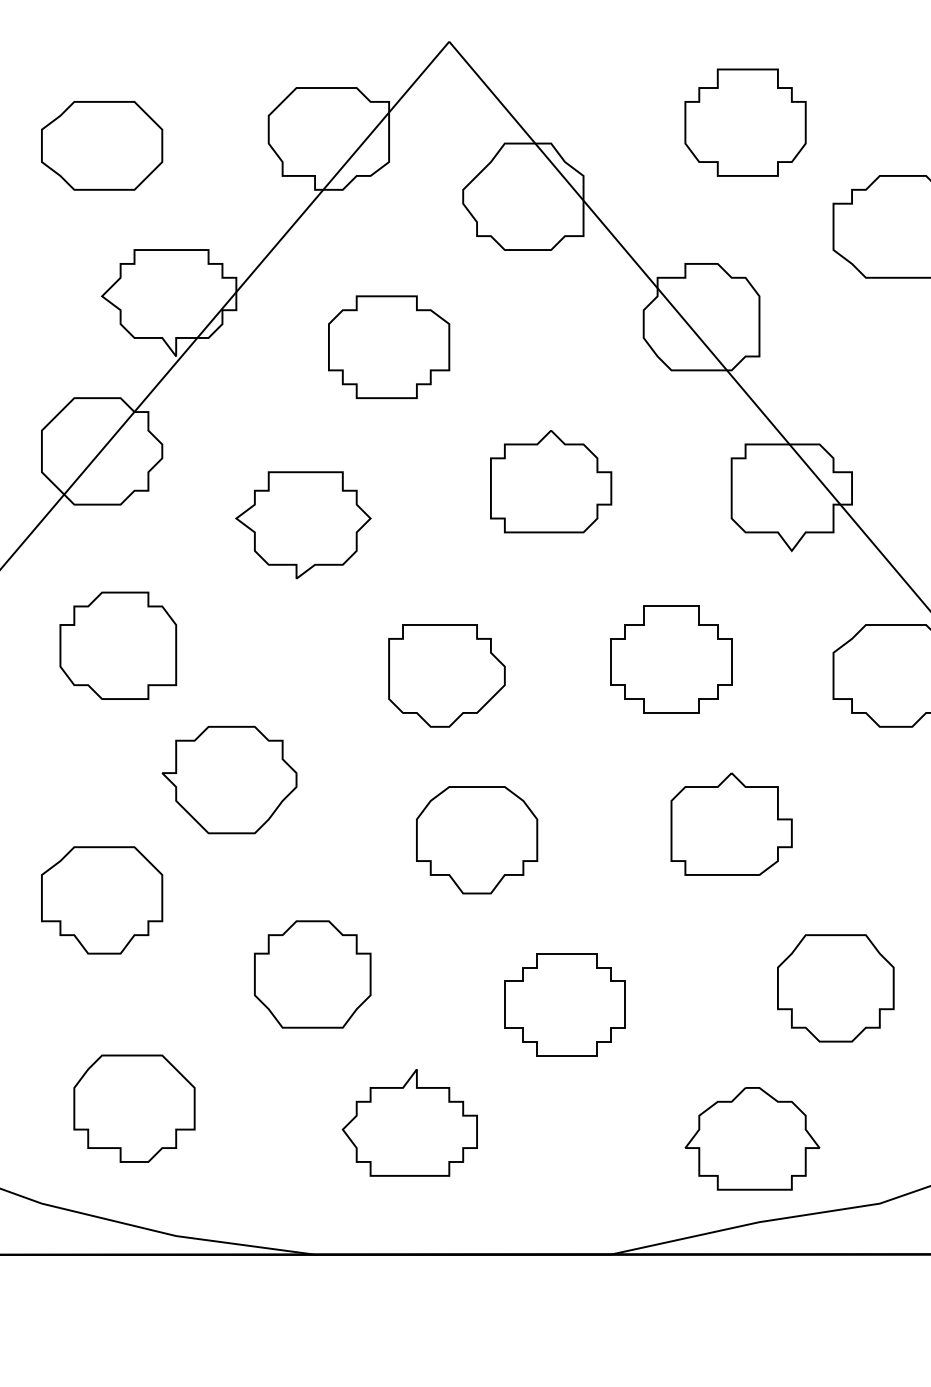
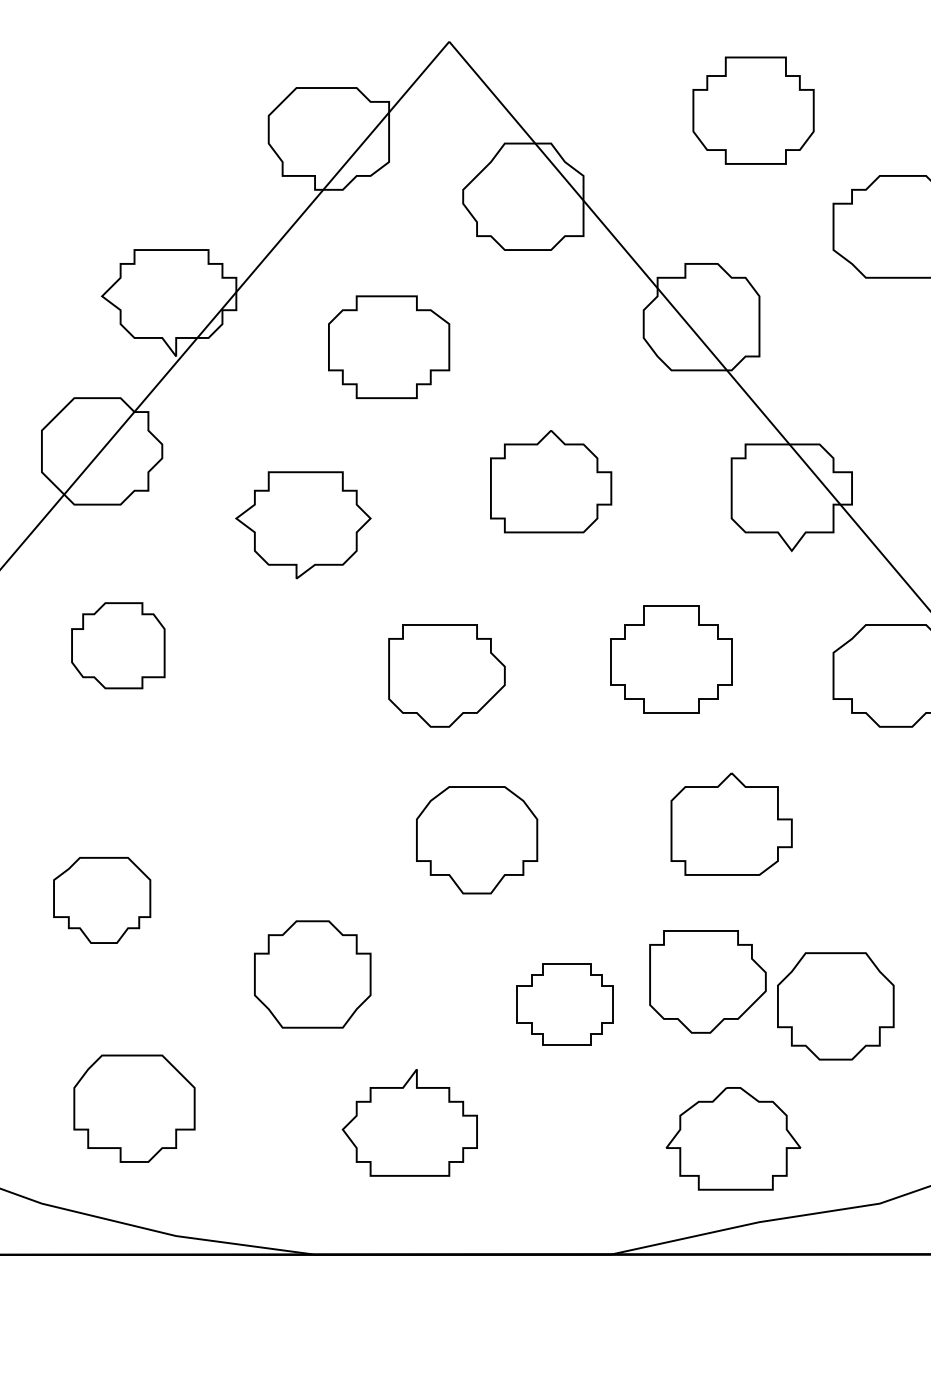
part position: (745, 122) -> (753, 110) (753, 110)
part: present -> none (102, 145)
part size: 119x109 px -> 95x88 px (118, 645)
part: present -> none (229, 780)
part size: 123x109 px -> 99x87 px (102, 900)
part: none -> present (707, 981)
part position: (835, 988) -> (835, 1006) (835, 1006)
part size: 122x104 px -> 98x83 px (564, 1004)
part position: (752, 1138) -> (733, 1138) (733, 1138)
